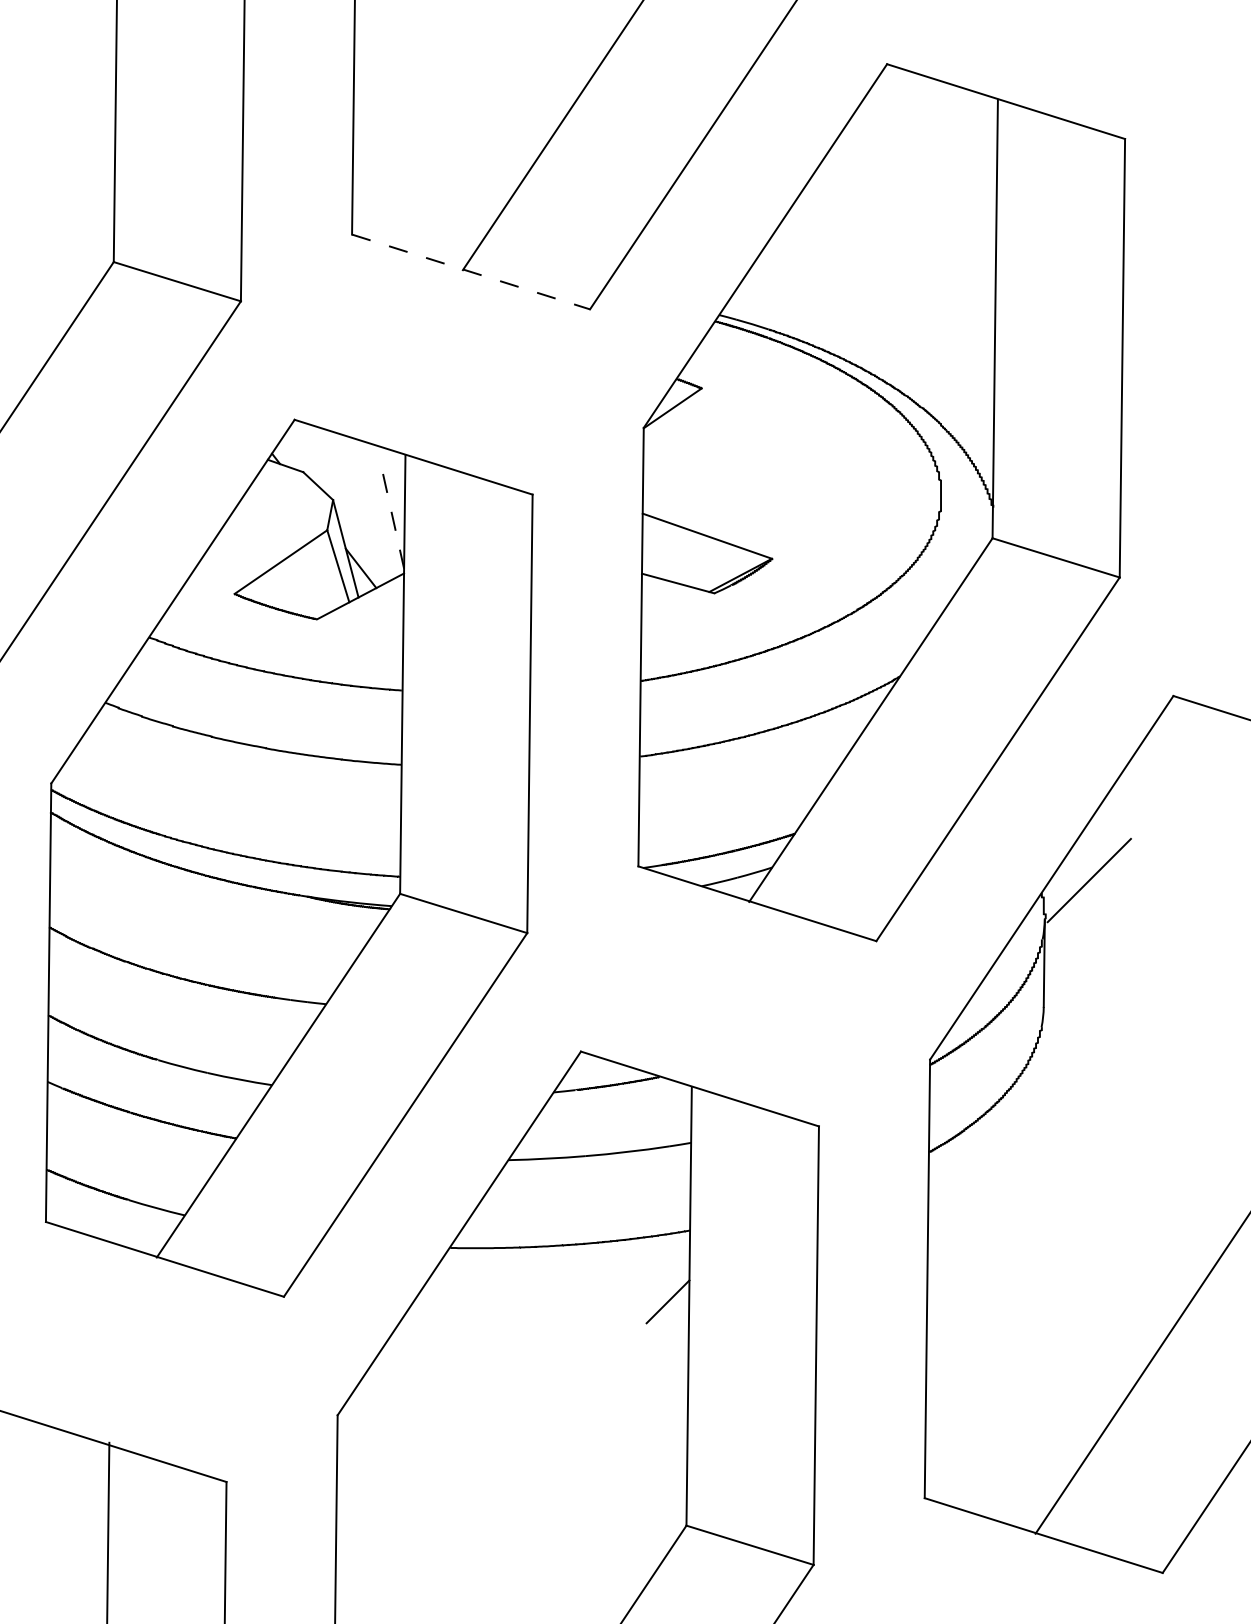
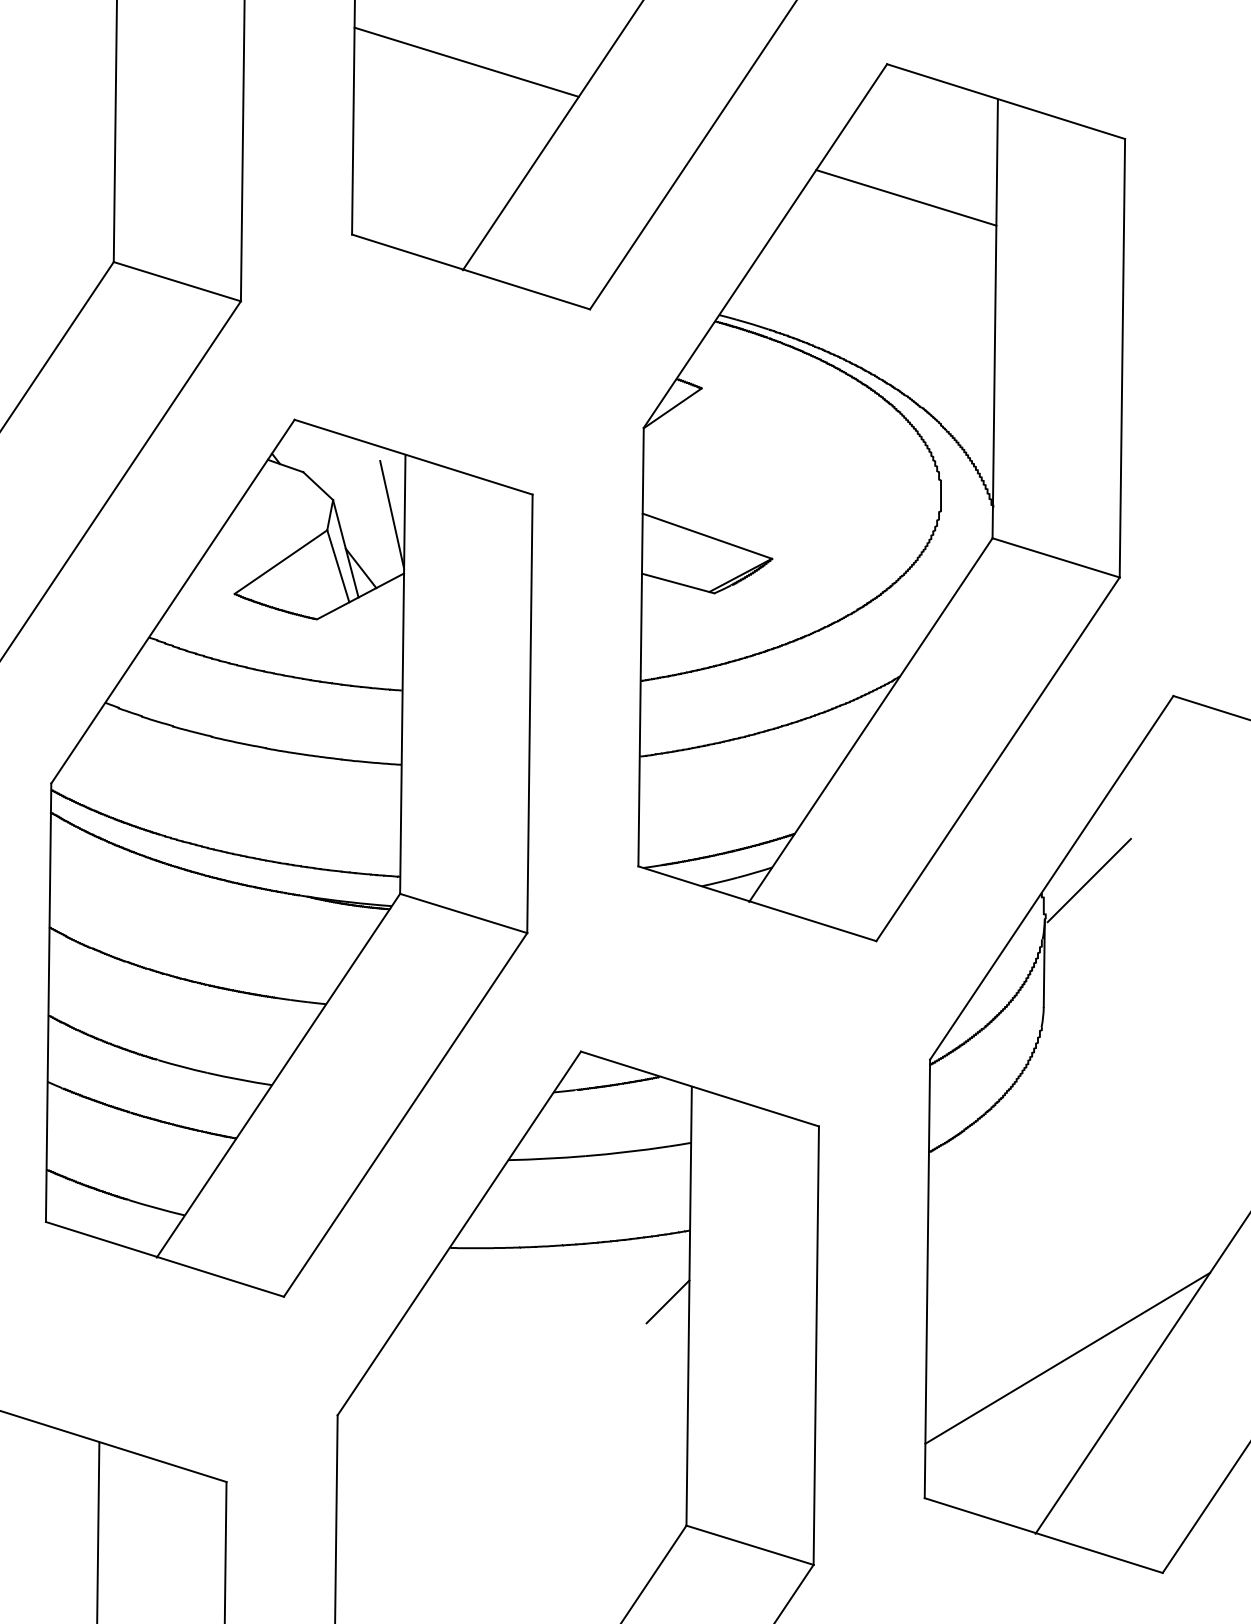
line: none -> present (466, 61)
line: none -> present (906, 197)
line: dashed -> solid (471, 271)
line: dashed -> solid (392, 514)
line: none -> present (1067, 1357)
line position: (108, 1531) -> (98, 1531) (98, 1531)
